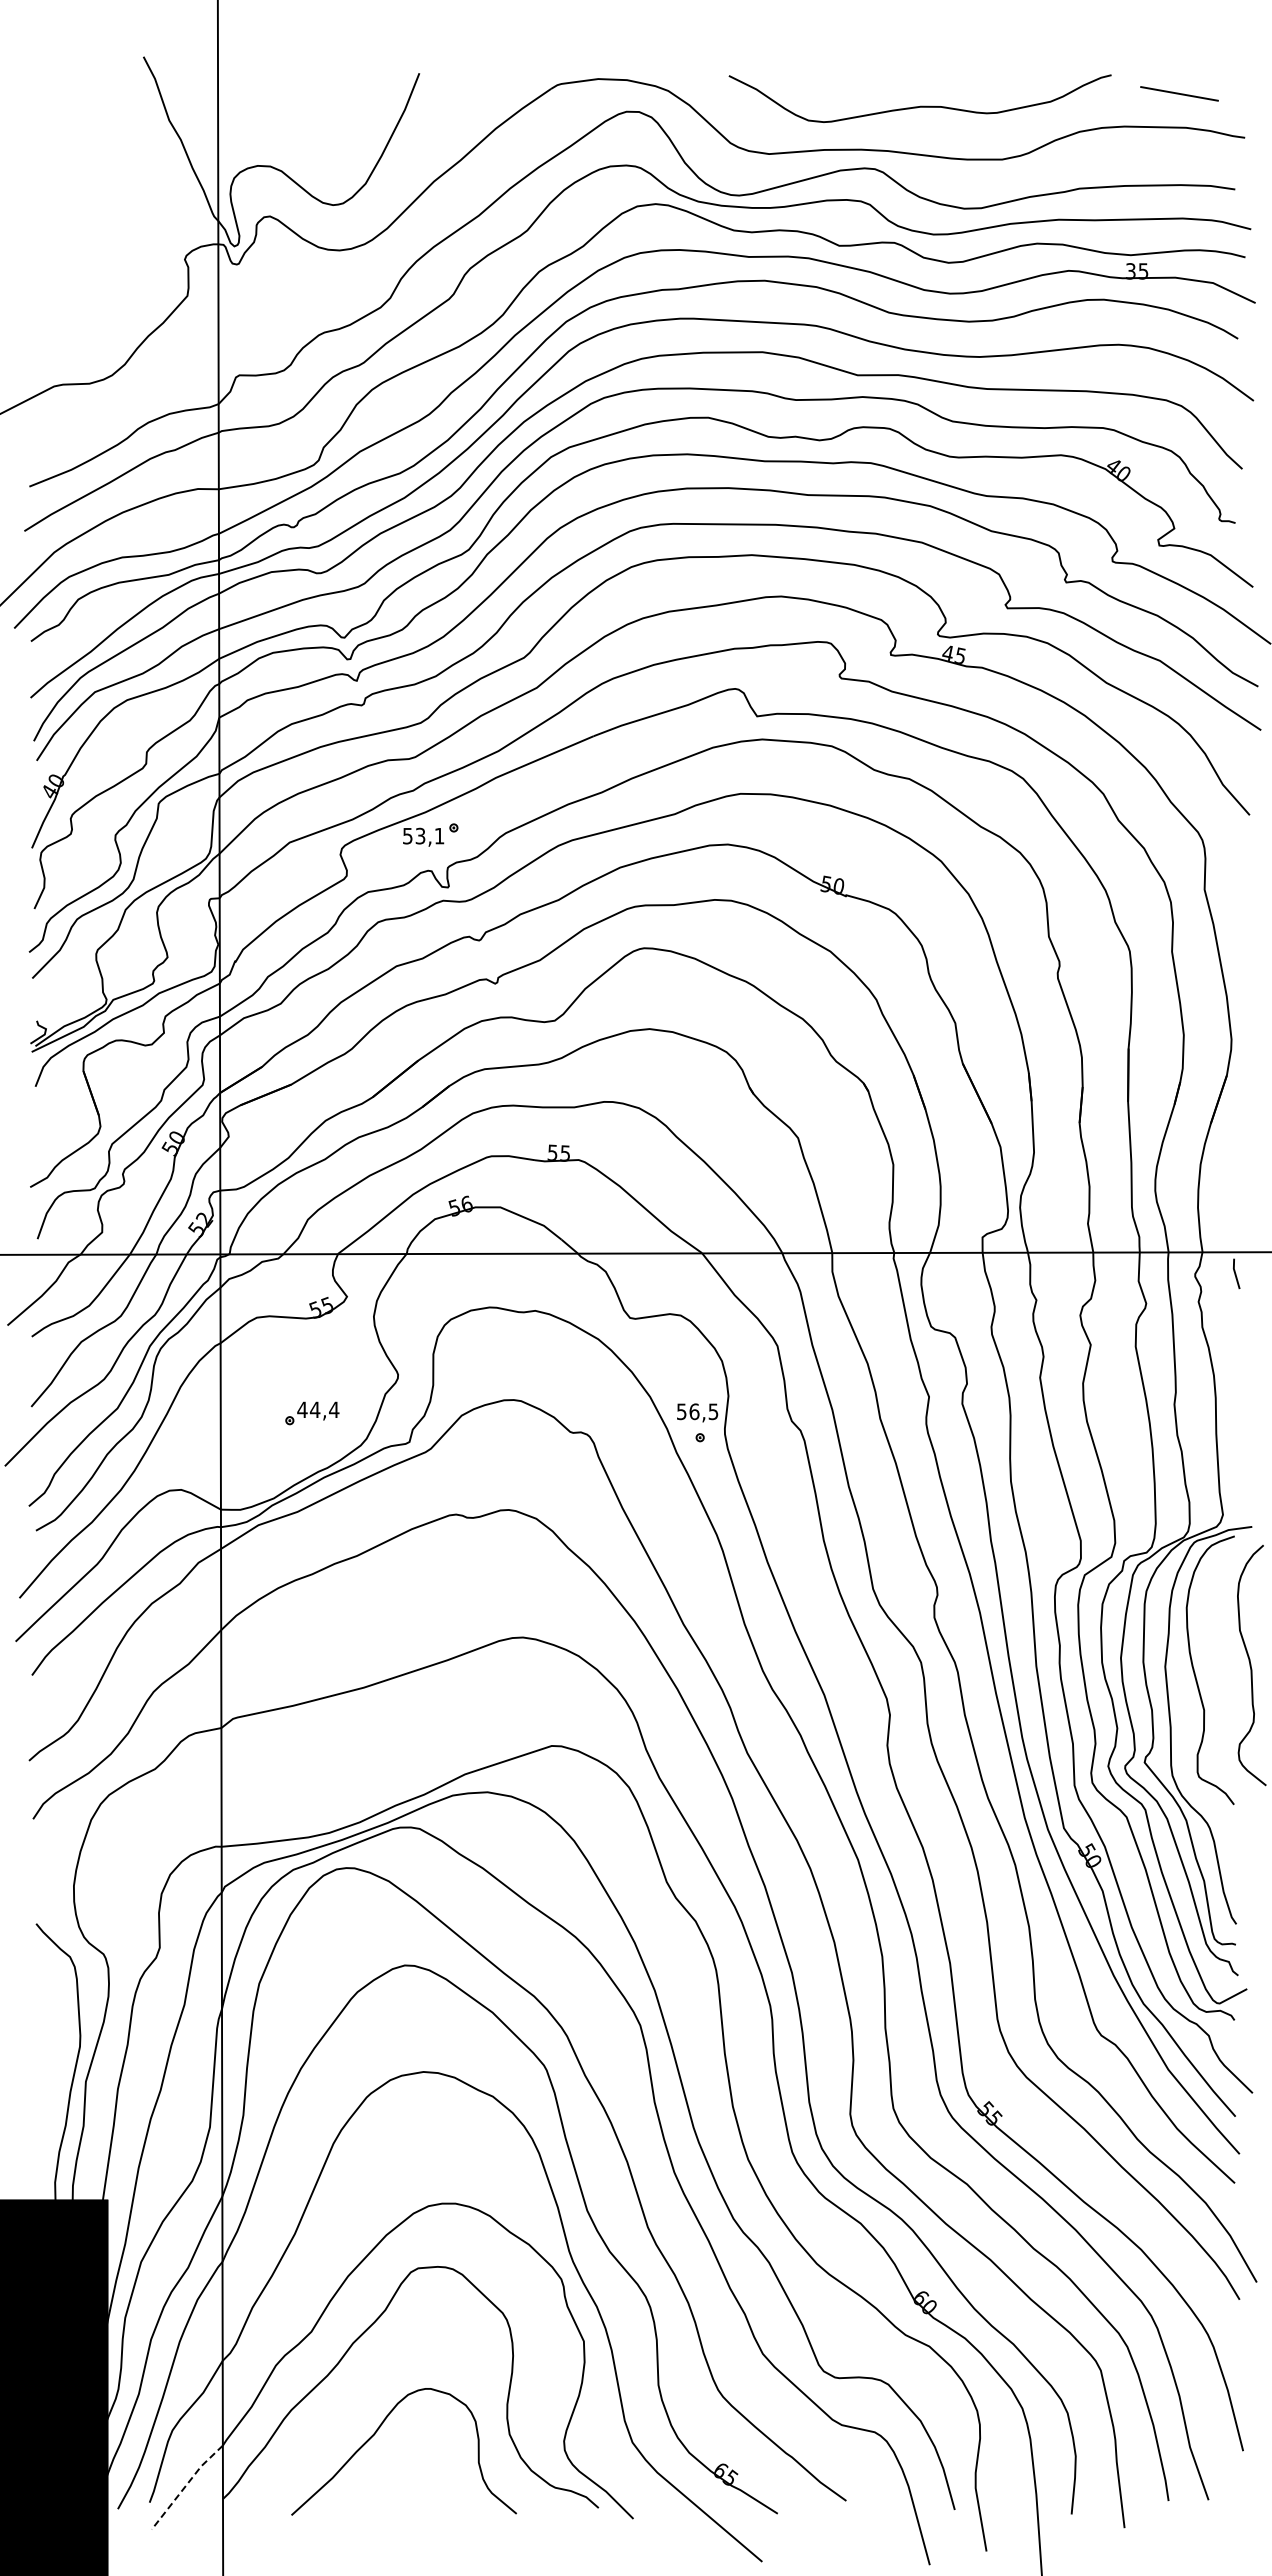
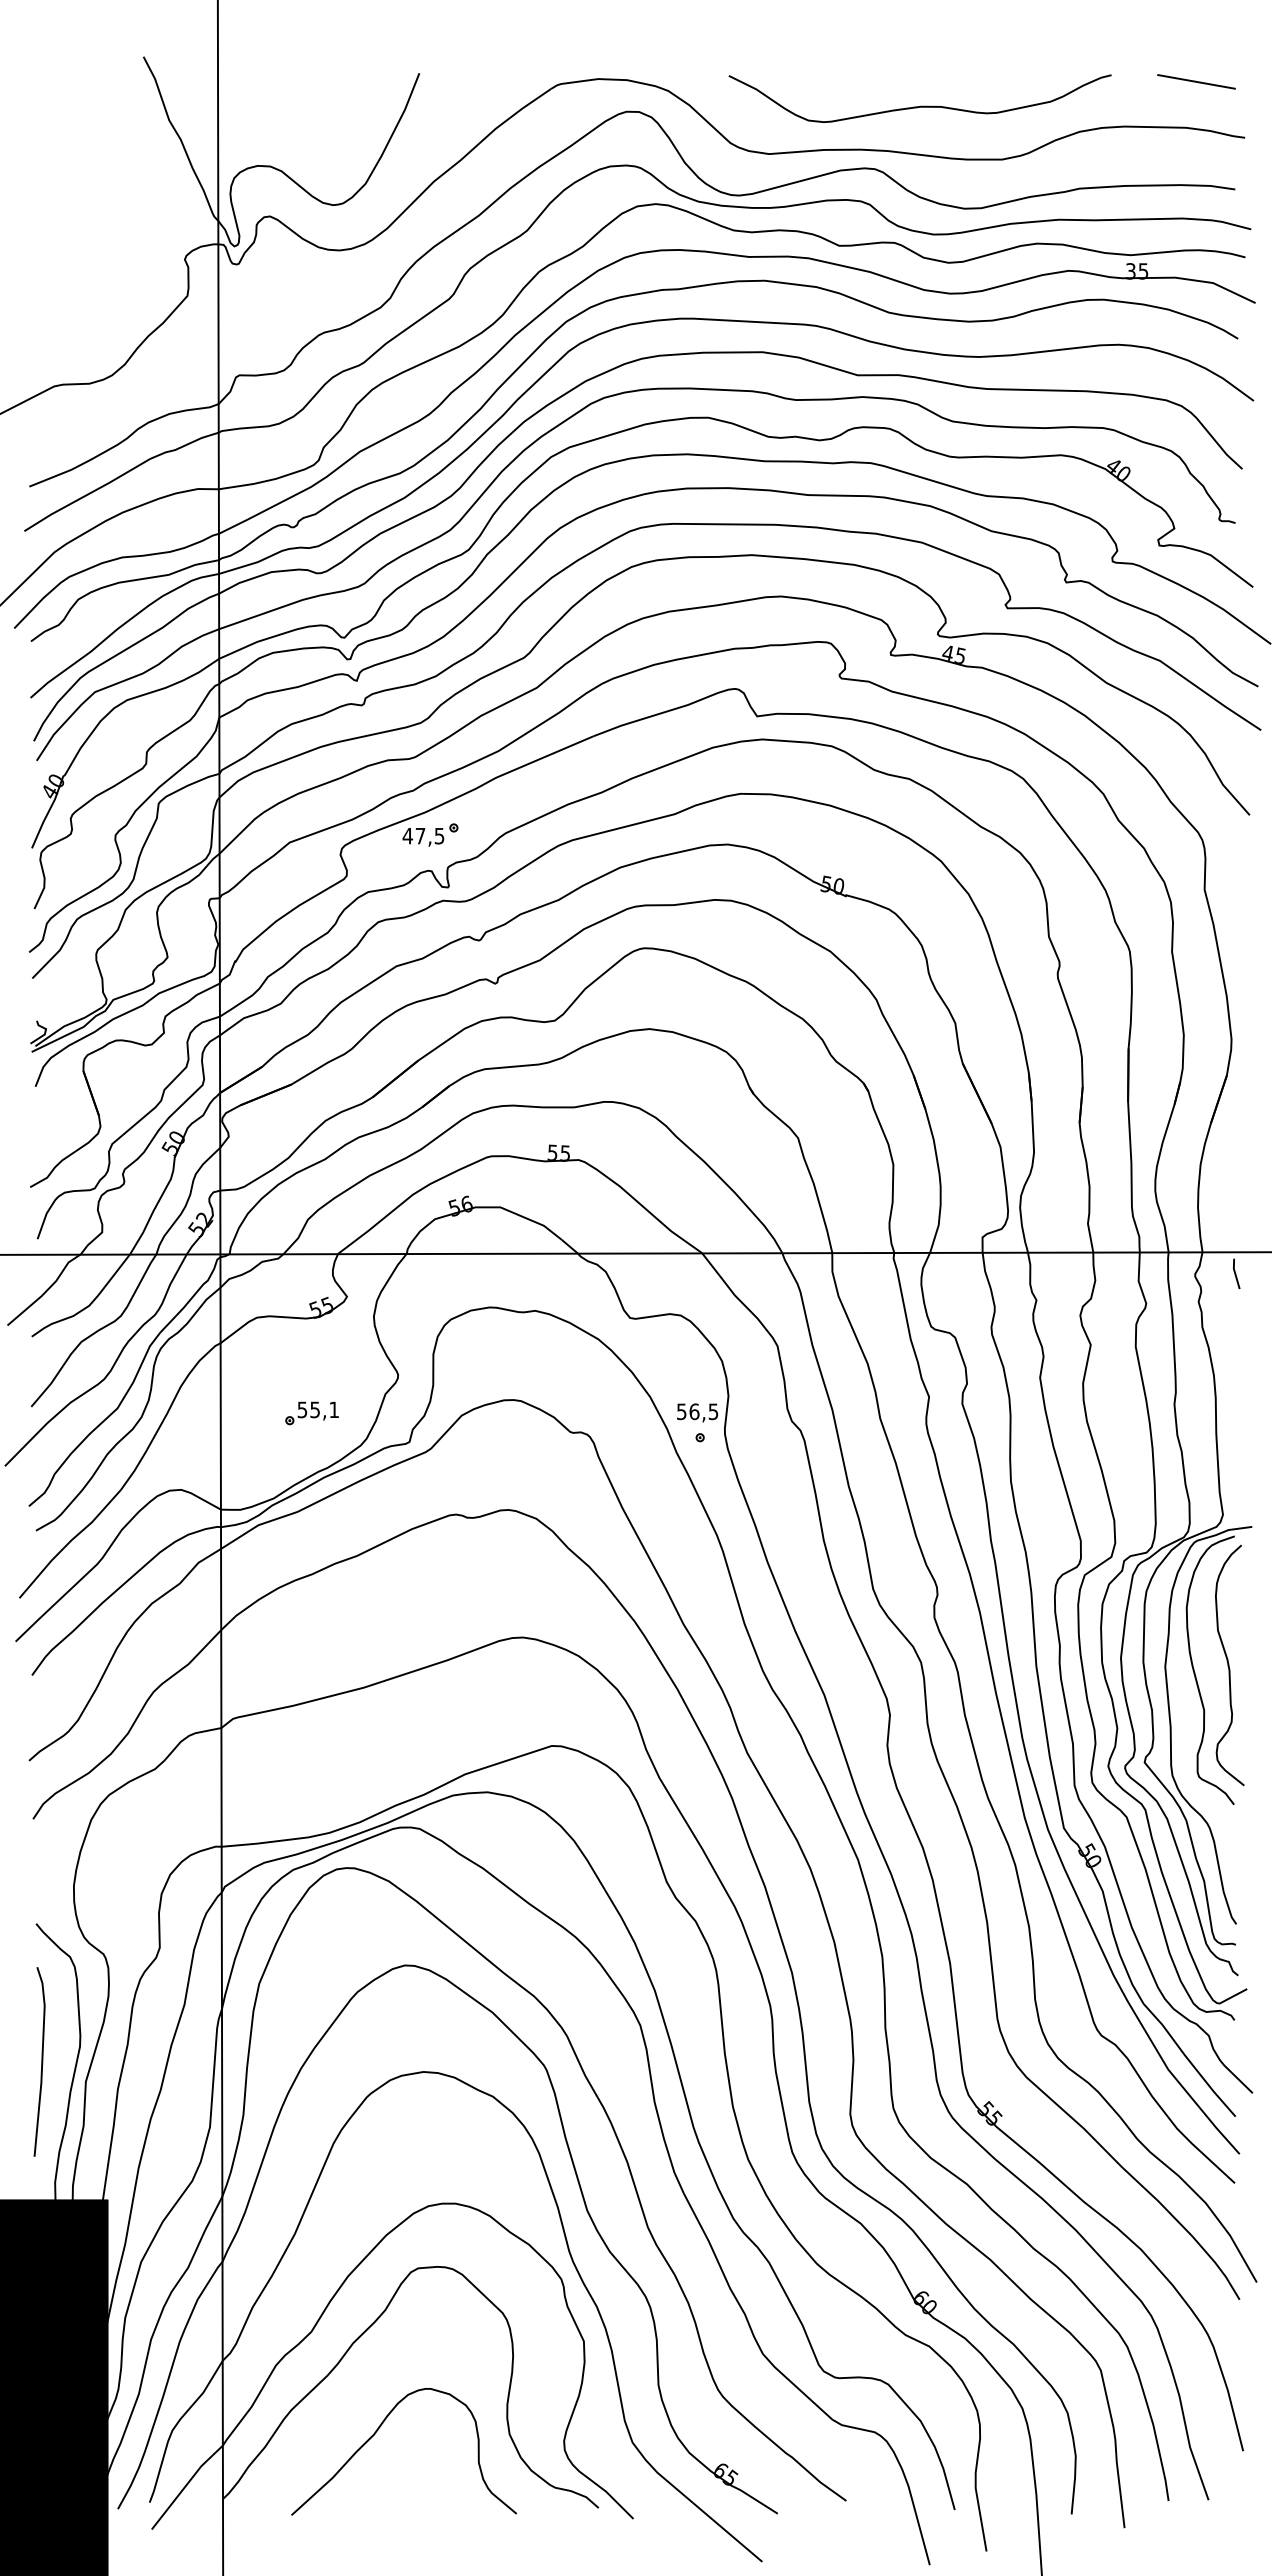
line position: (1179, 93) -> (1196, 81) (1196, 81)
text: 53,1 -> 47,5 (423, 835)
text: 44,4 -> 55,1 (318, 1409)
curve position: (1251, 1665) -> (1229, 1665) (1229, 1665)
line: none -> present (41, 2061)
line: dashed -> solid (186, 2485)
